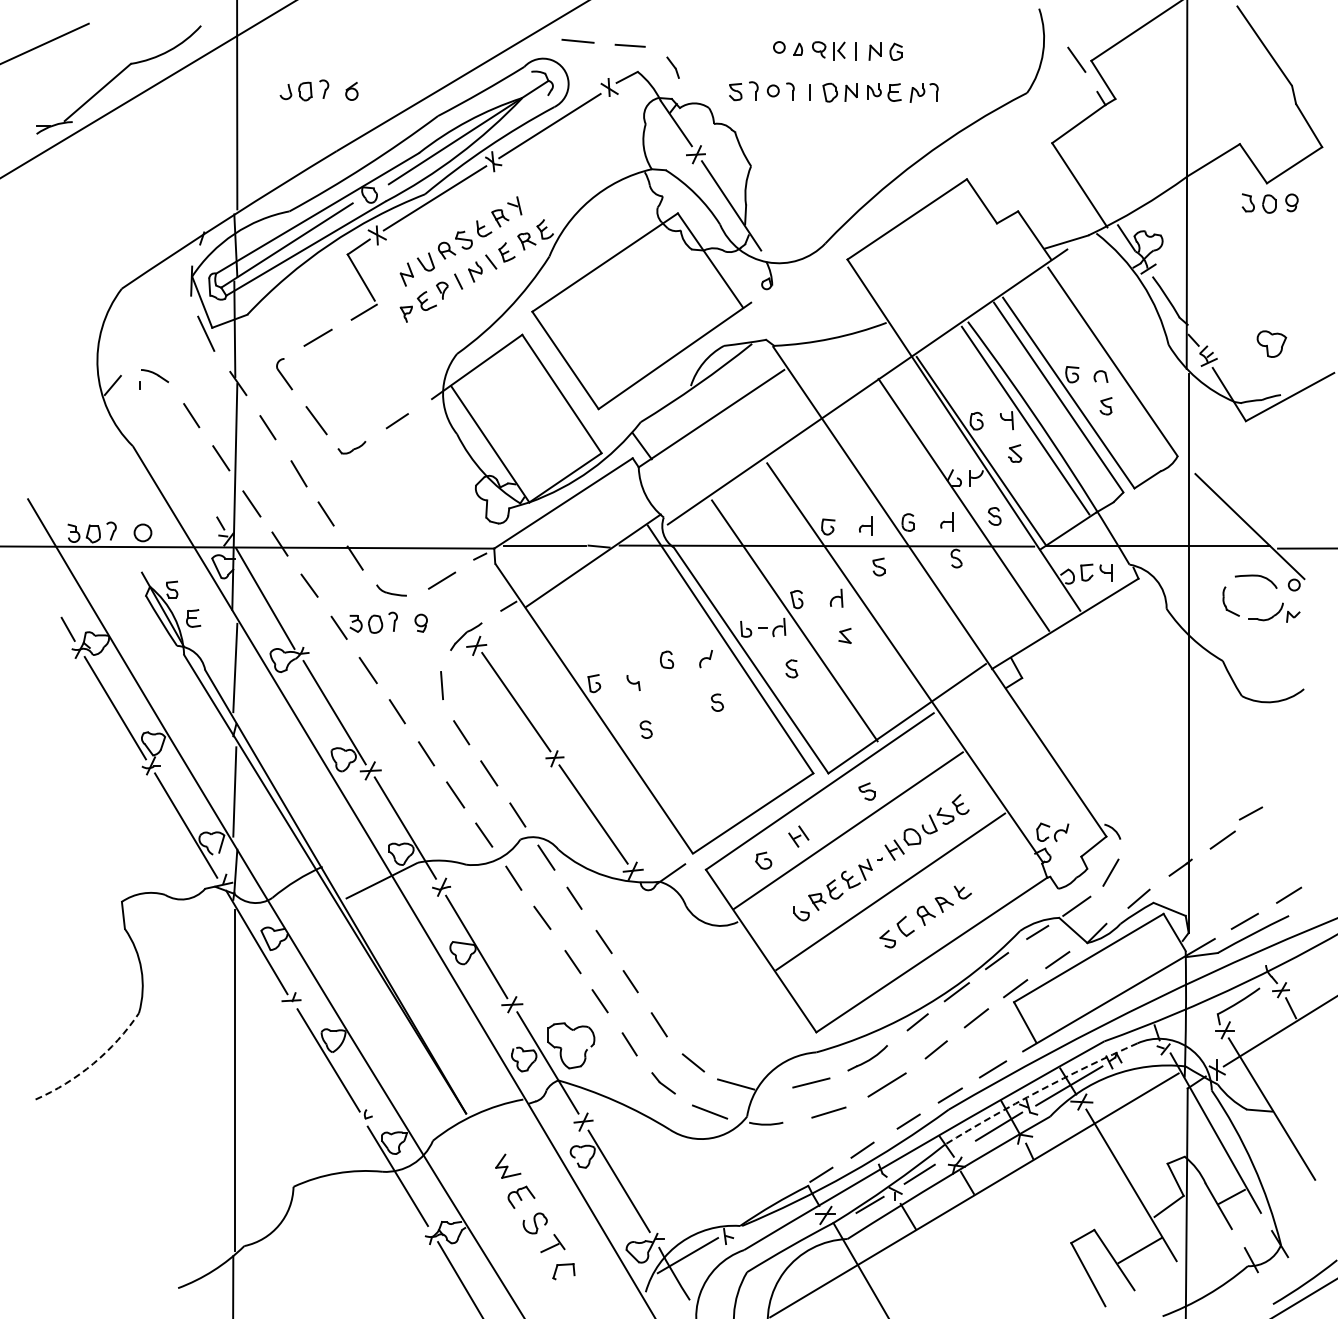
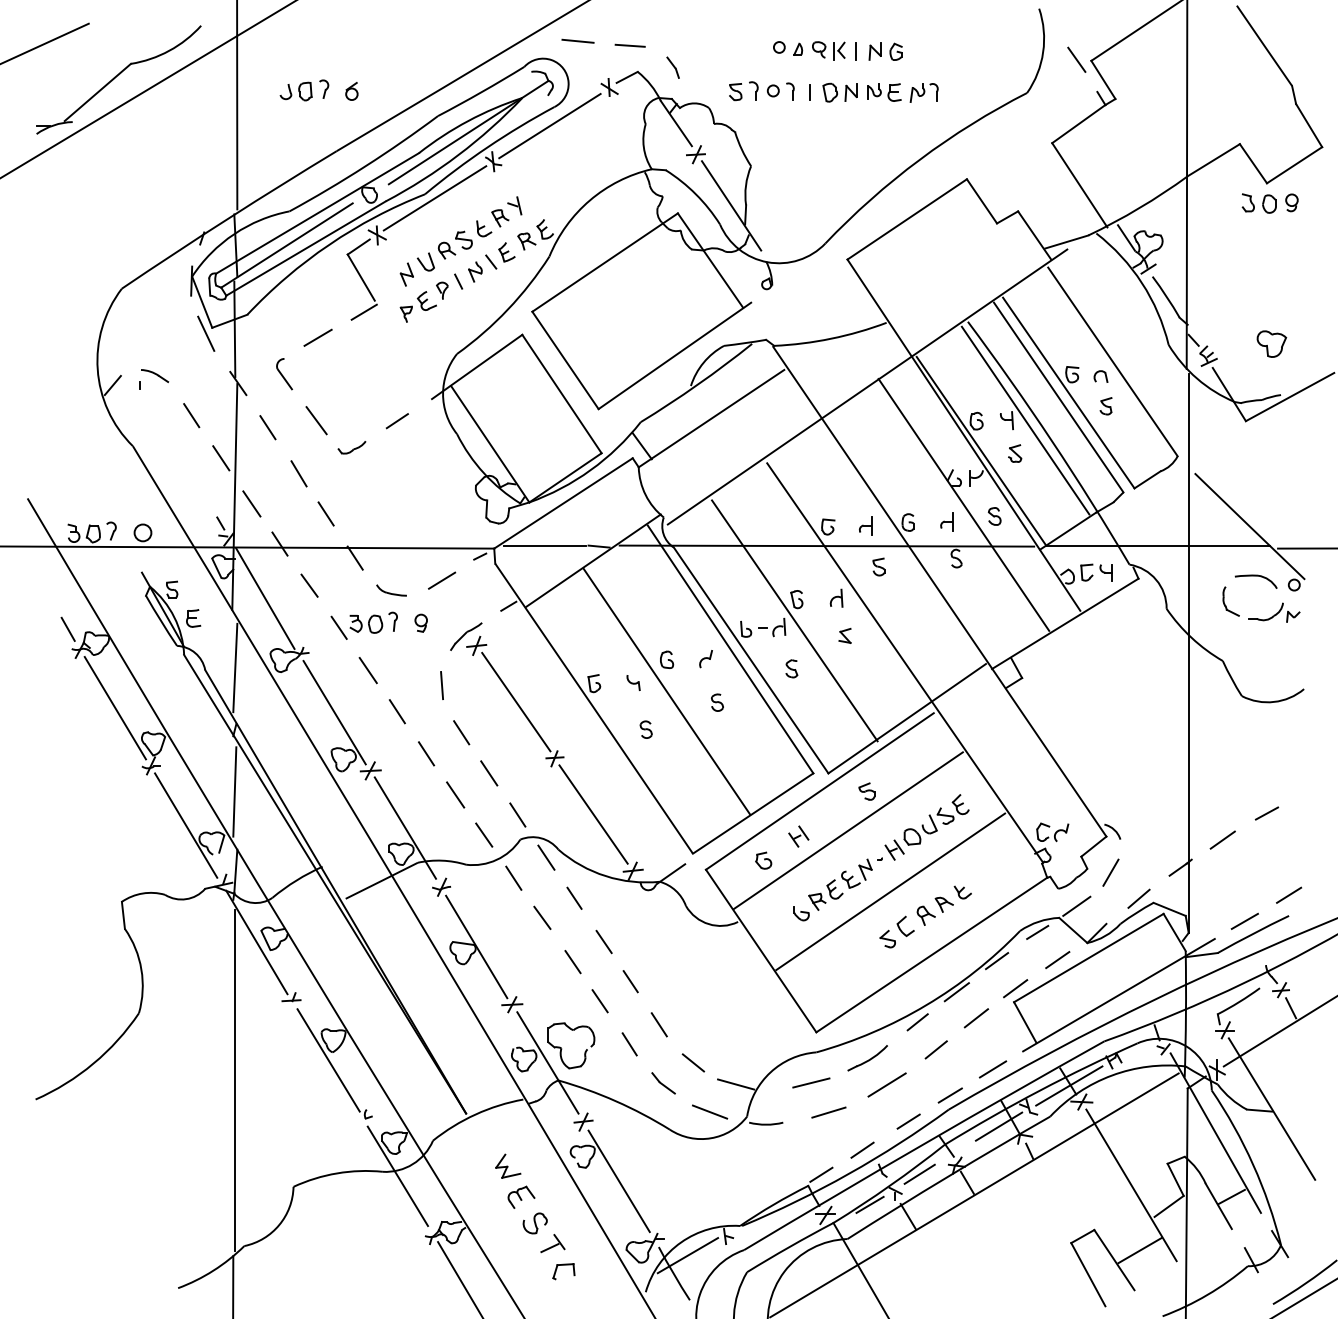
line: none -> present (666, 691)
line position: (1250, 813) -> (1266, 813) (1266, 813)
arc: dashed -> solid (93, 1063)
arc: dashed -> solid (1039, 1090)
